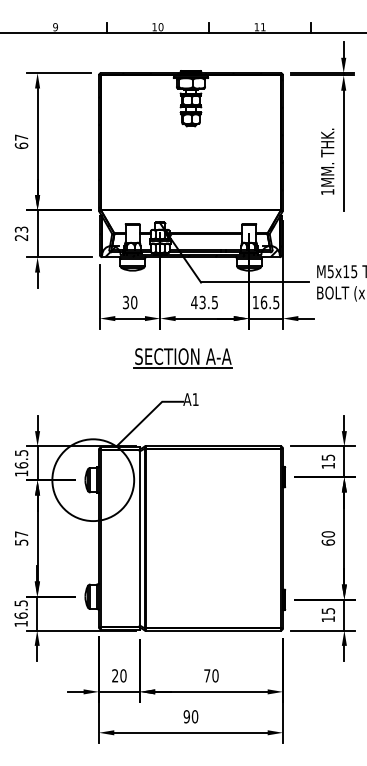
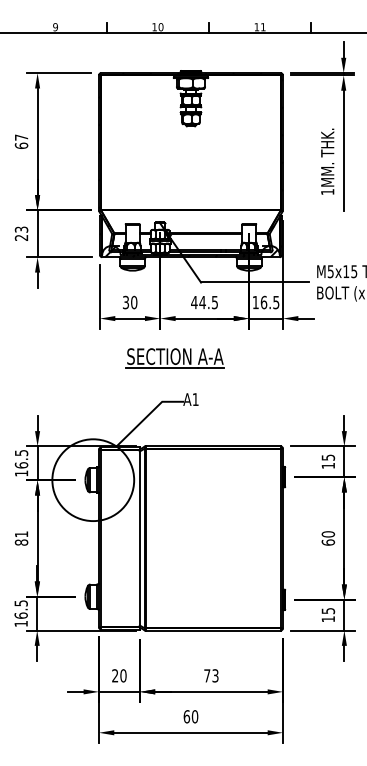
text: 43.5 -> 44.5 (202, 302)
part position: (182, 358) -> (174, 358) (174, 358)
text: 57 -> 81 (21, 538)
text: 70 -> 73 (215, 675)
text: 90 -> 60 (186, 716)
